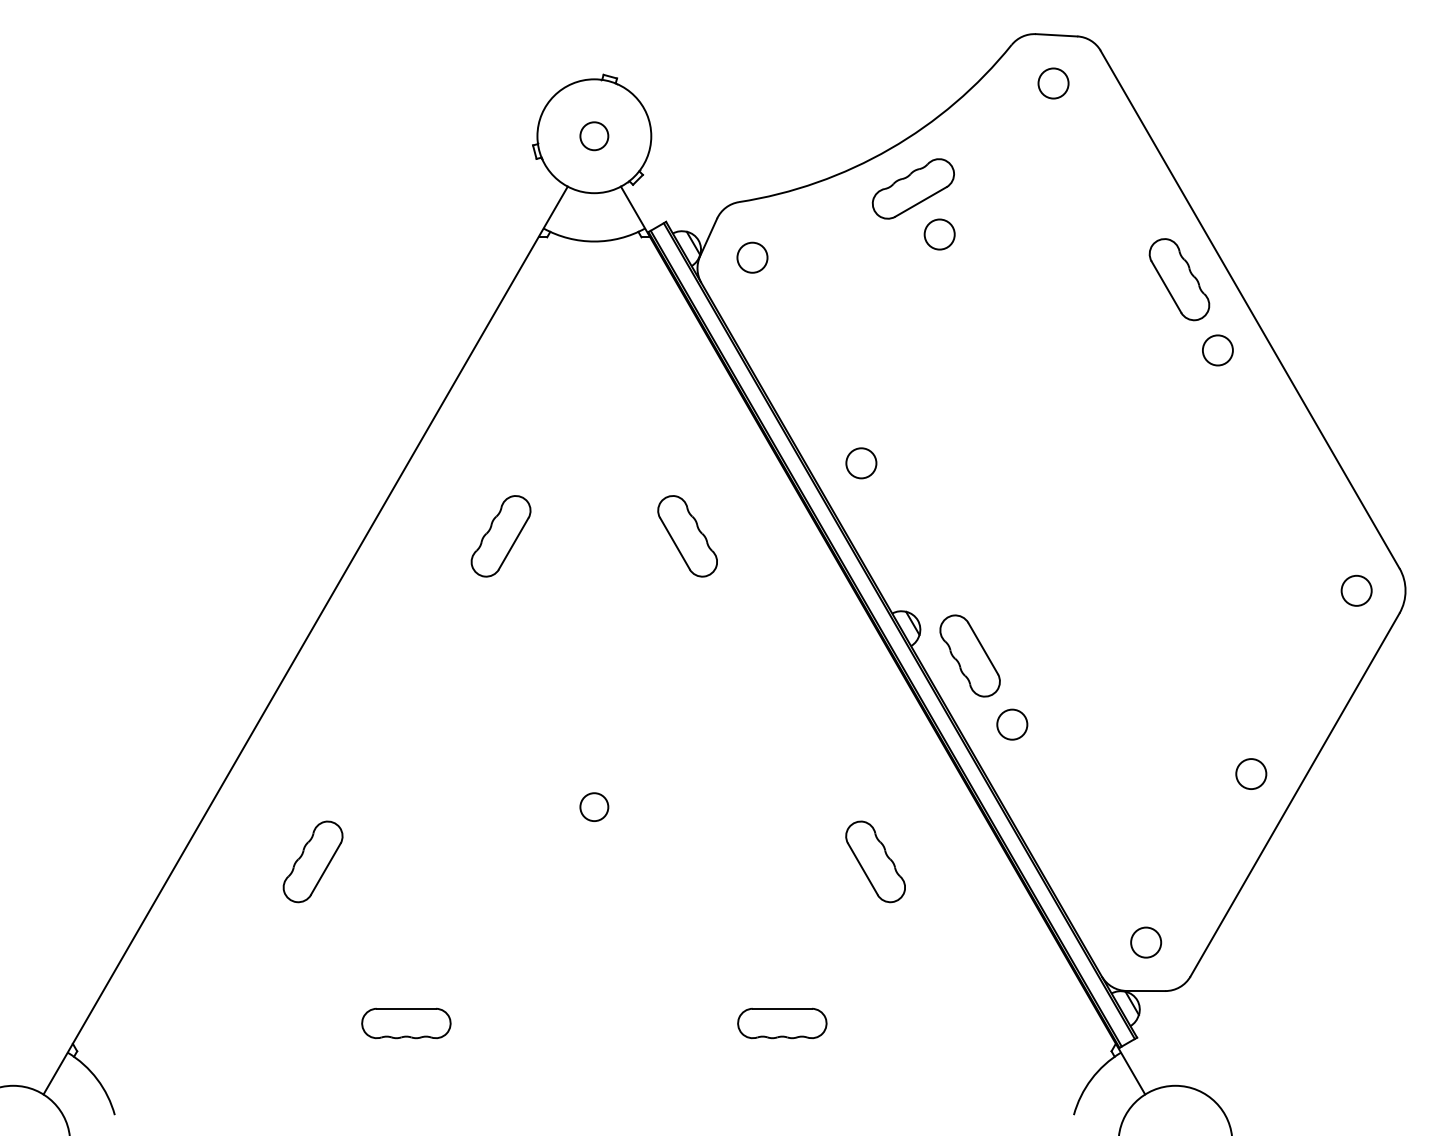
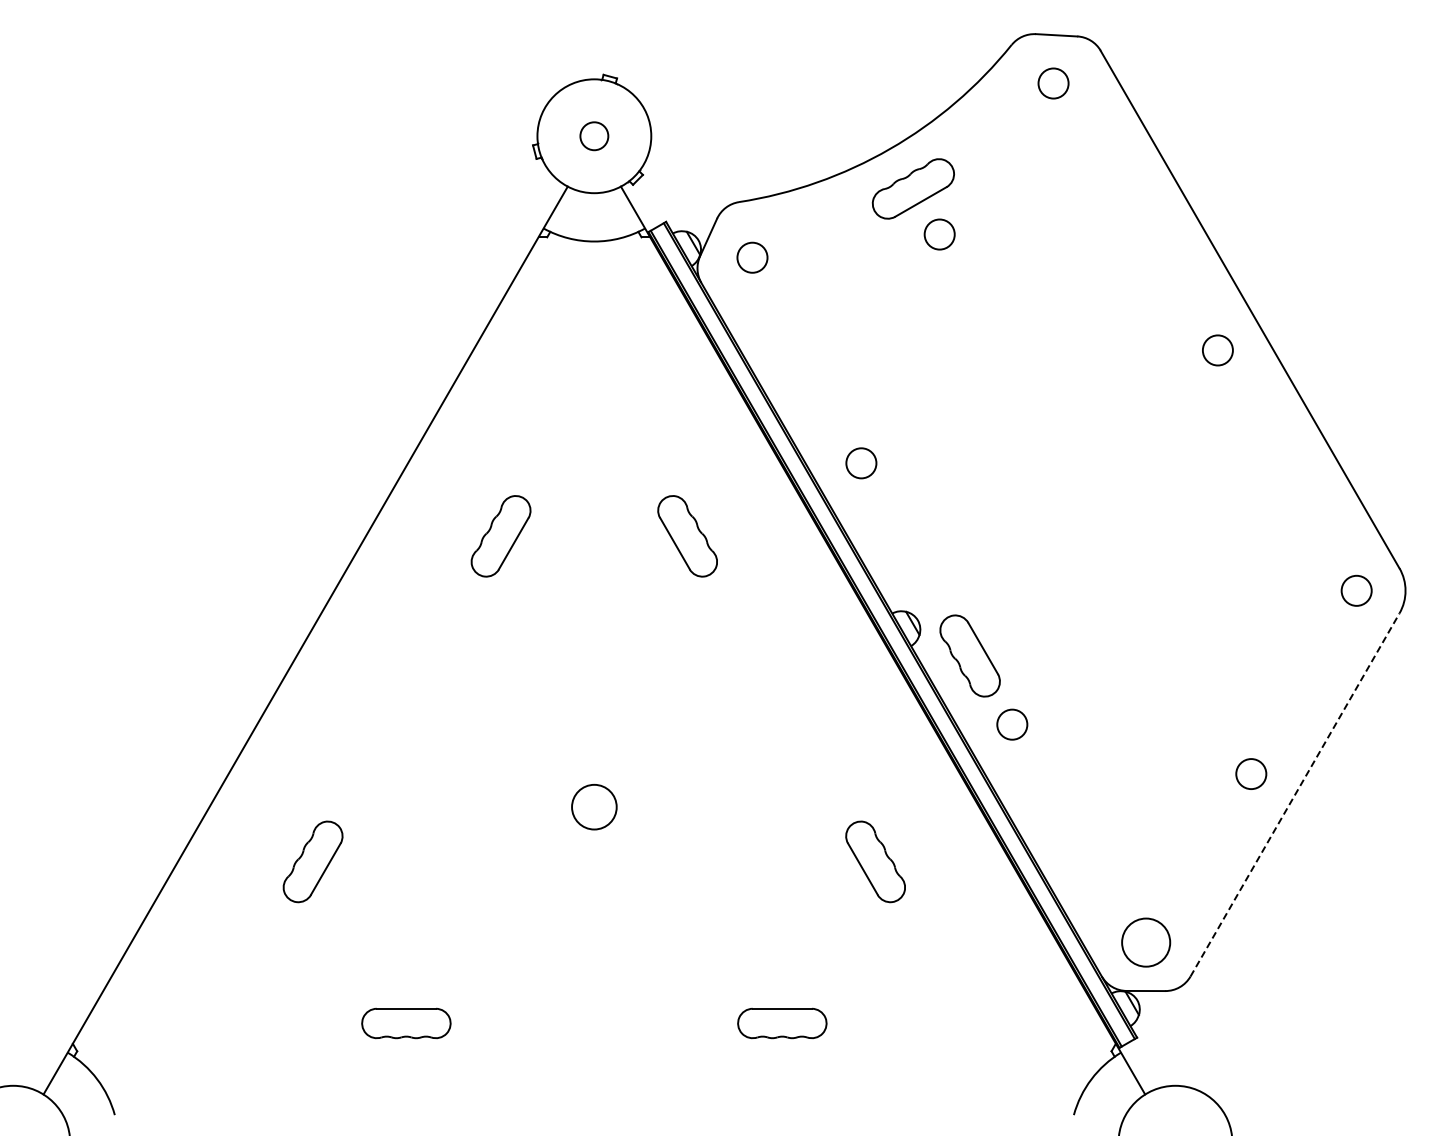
part: present -> none (1179, 279)
line: solid -> dashed (1295, 794)
circle diameter: 28 px -> 45 px (594, 806)
circle diameter: 30 px -> 48 px (1146, 942)
